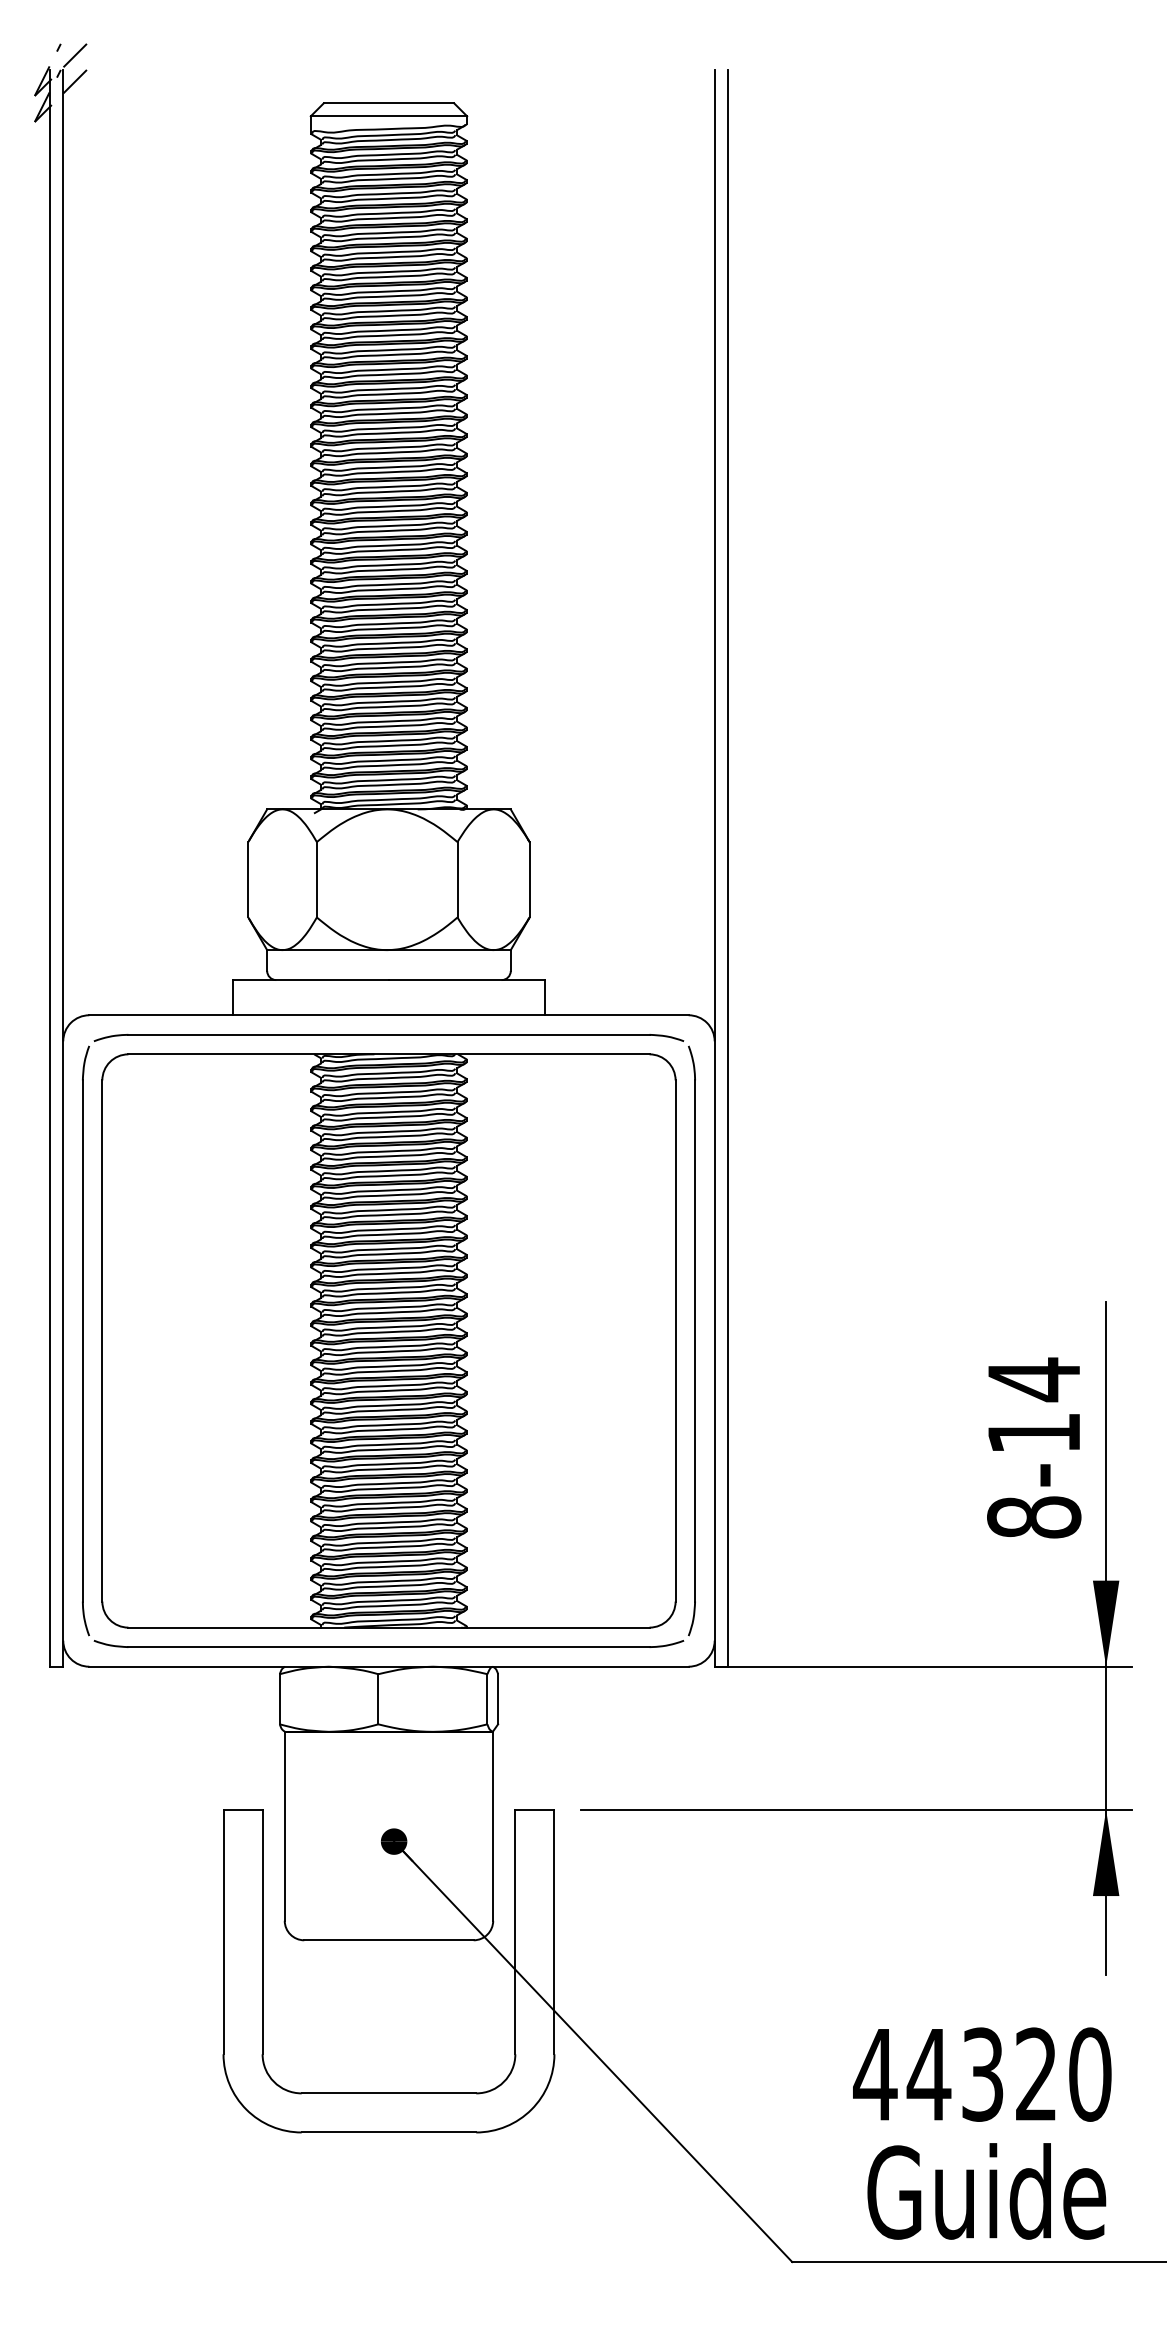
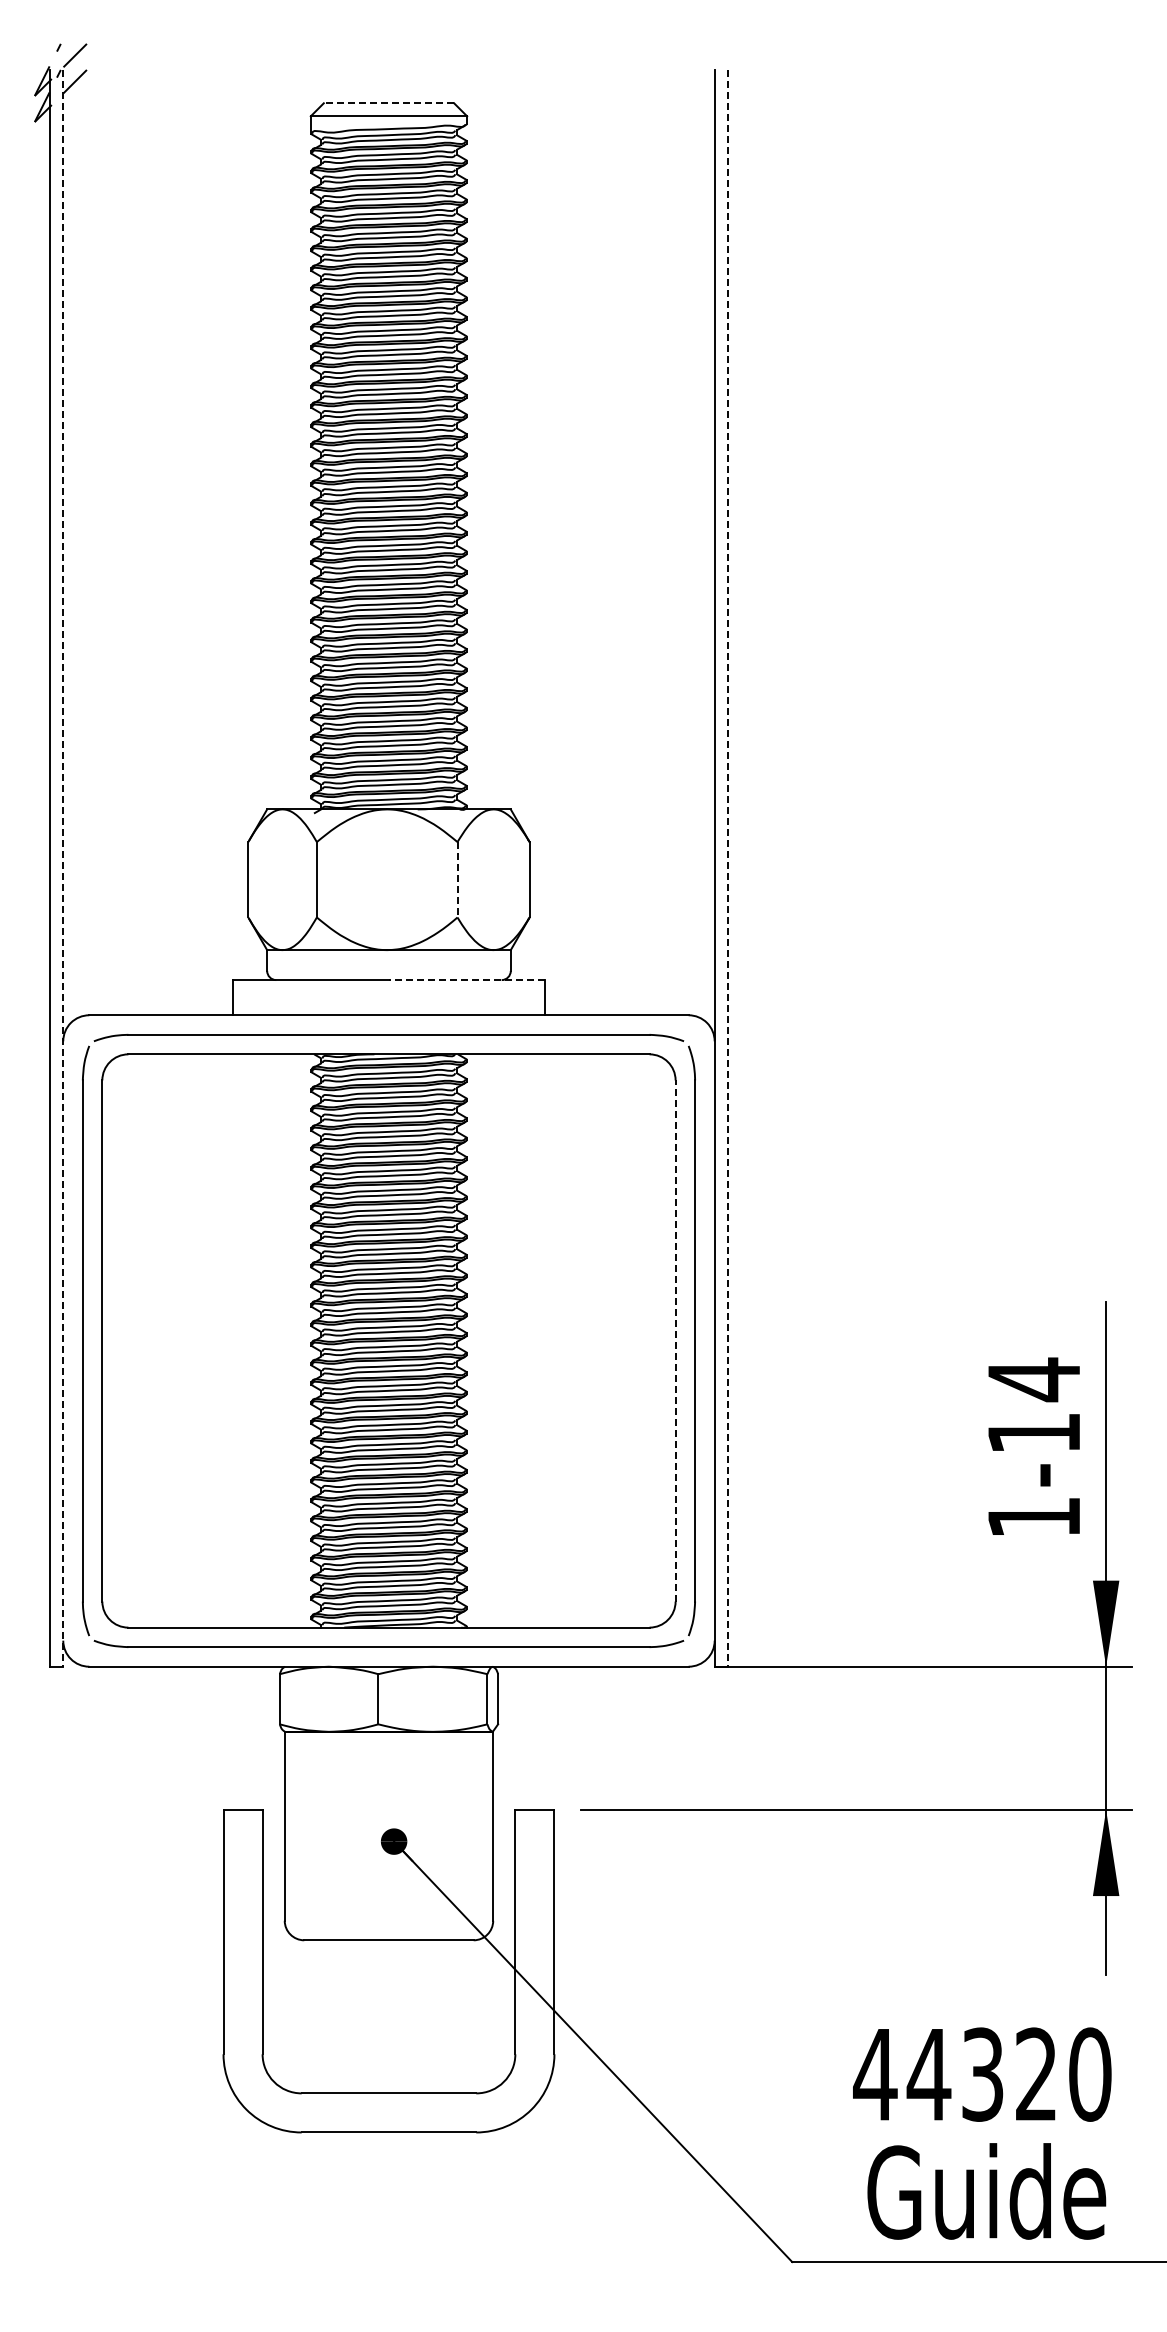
line: solid -> dashed (388, 103)
line: solid -> dashed (63, 868)
line: solid -> dashed (727, 868)
line: solid -> dashed (457, 879)
line: solid -> dashed (466, 980)
line: solid -> dashed (675, 1340)
text: 8-14 -> 1-14 (1034, 1517)
